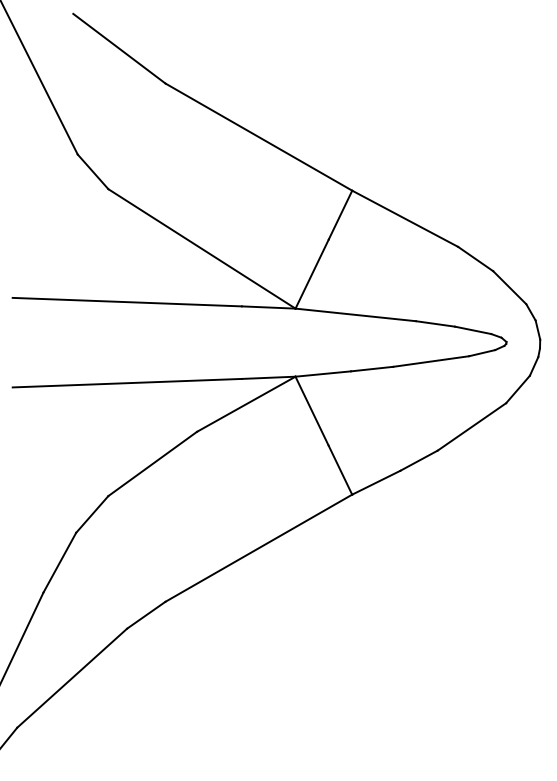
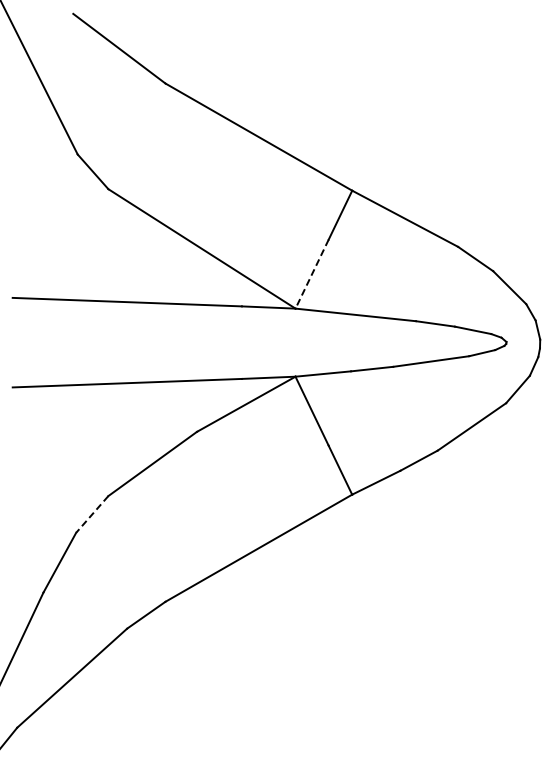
line: solid -> dashed (311, 274)
line: solid -> dashed (91, 514)
